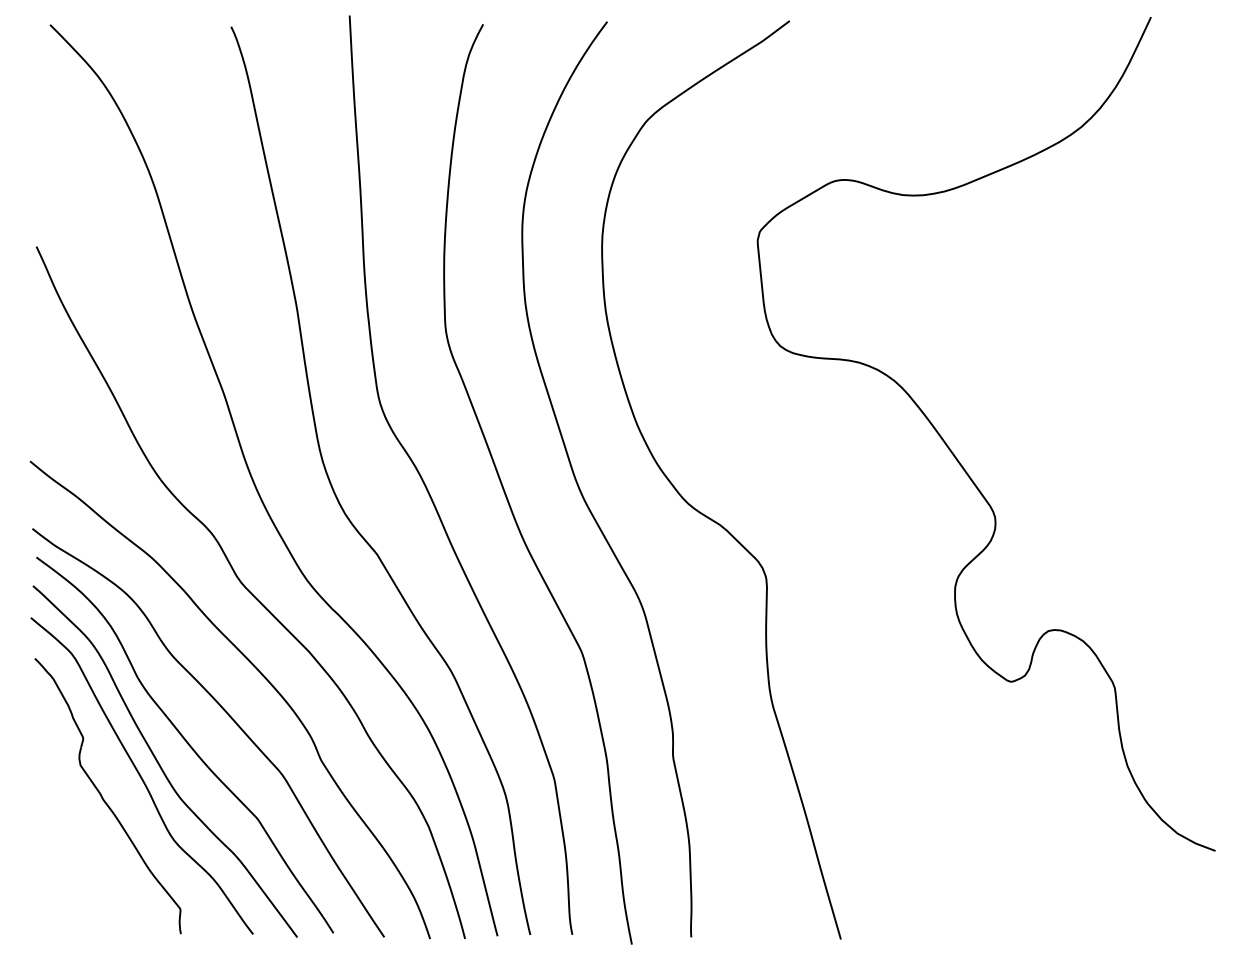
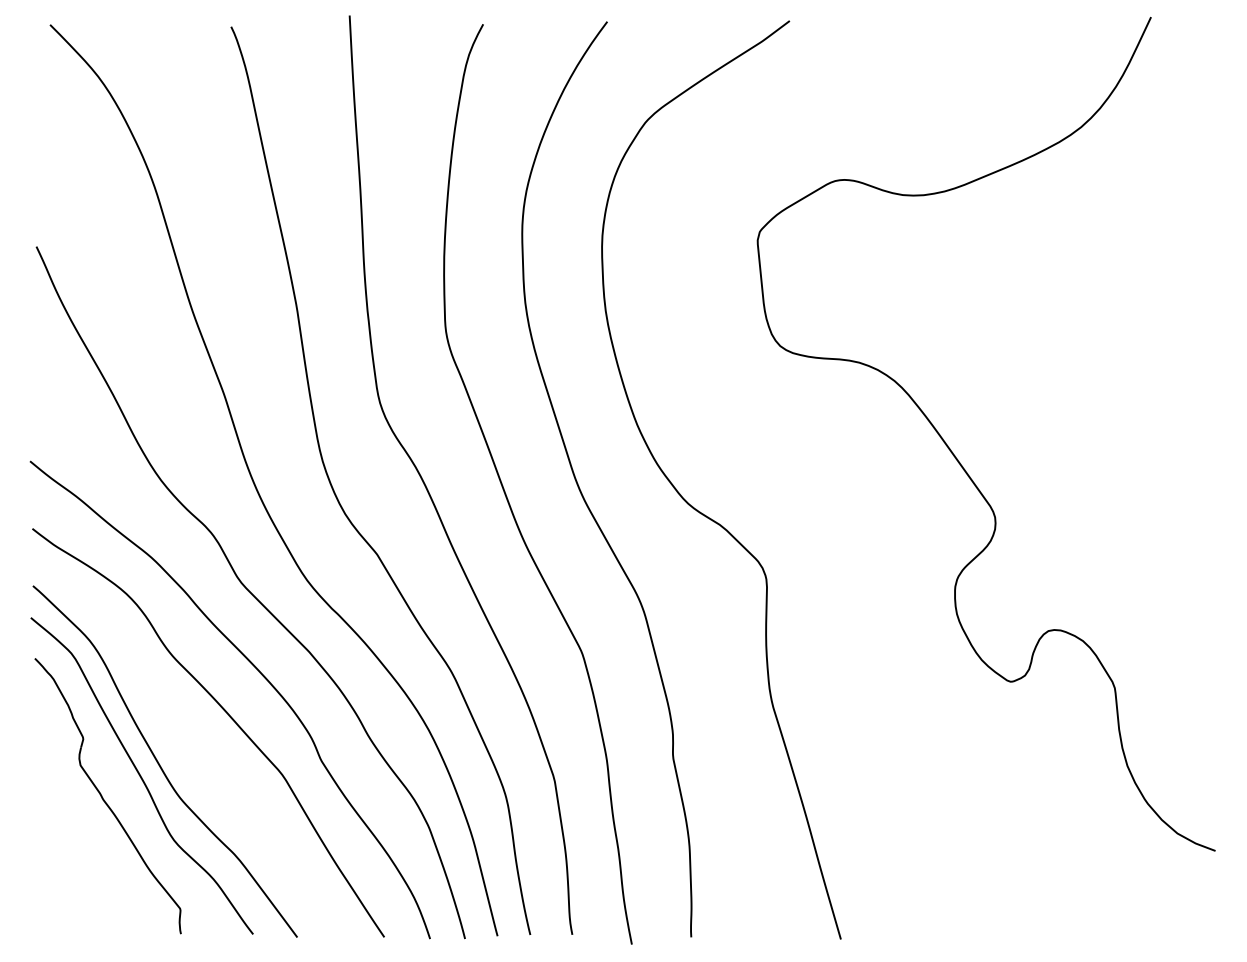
curve: present -> none (186, 743)
